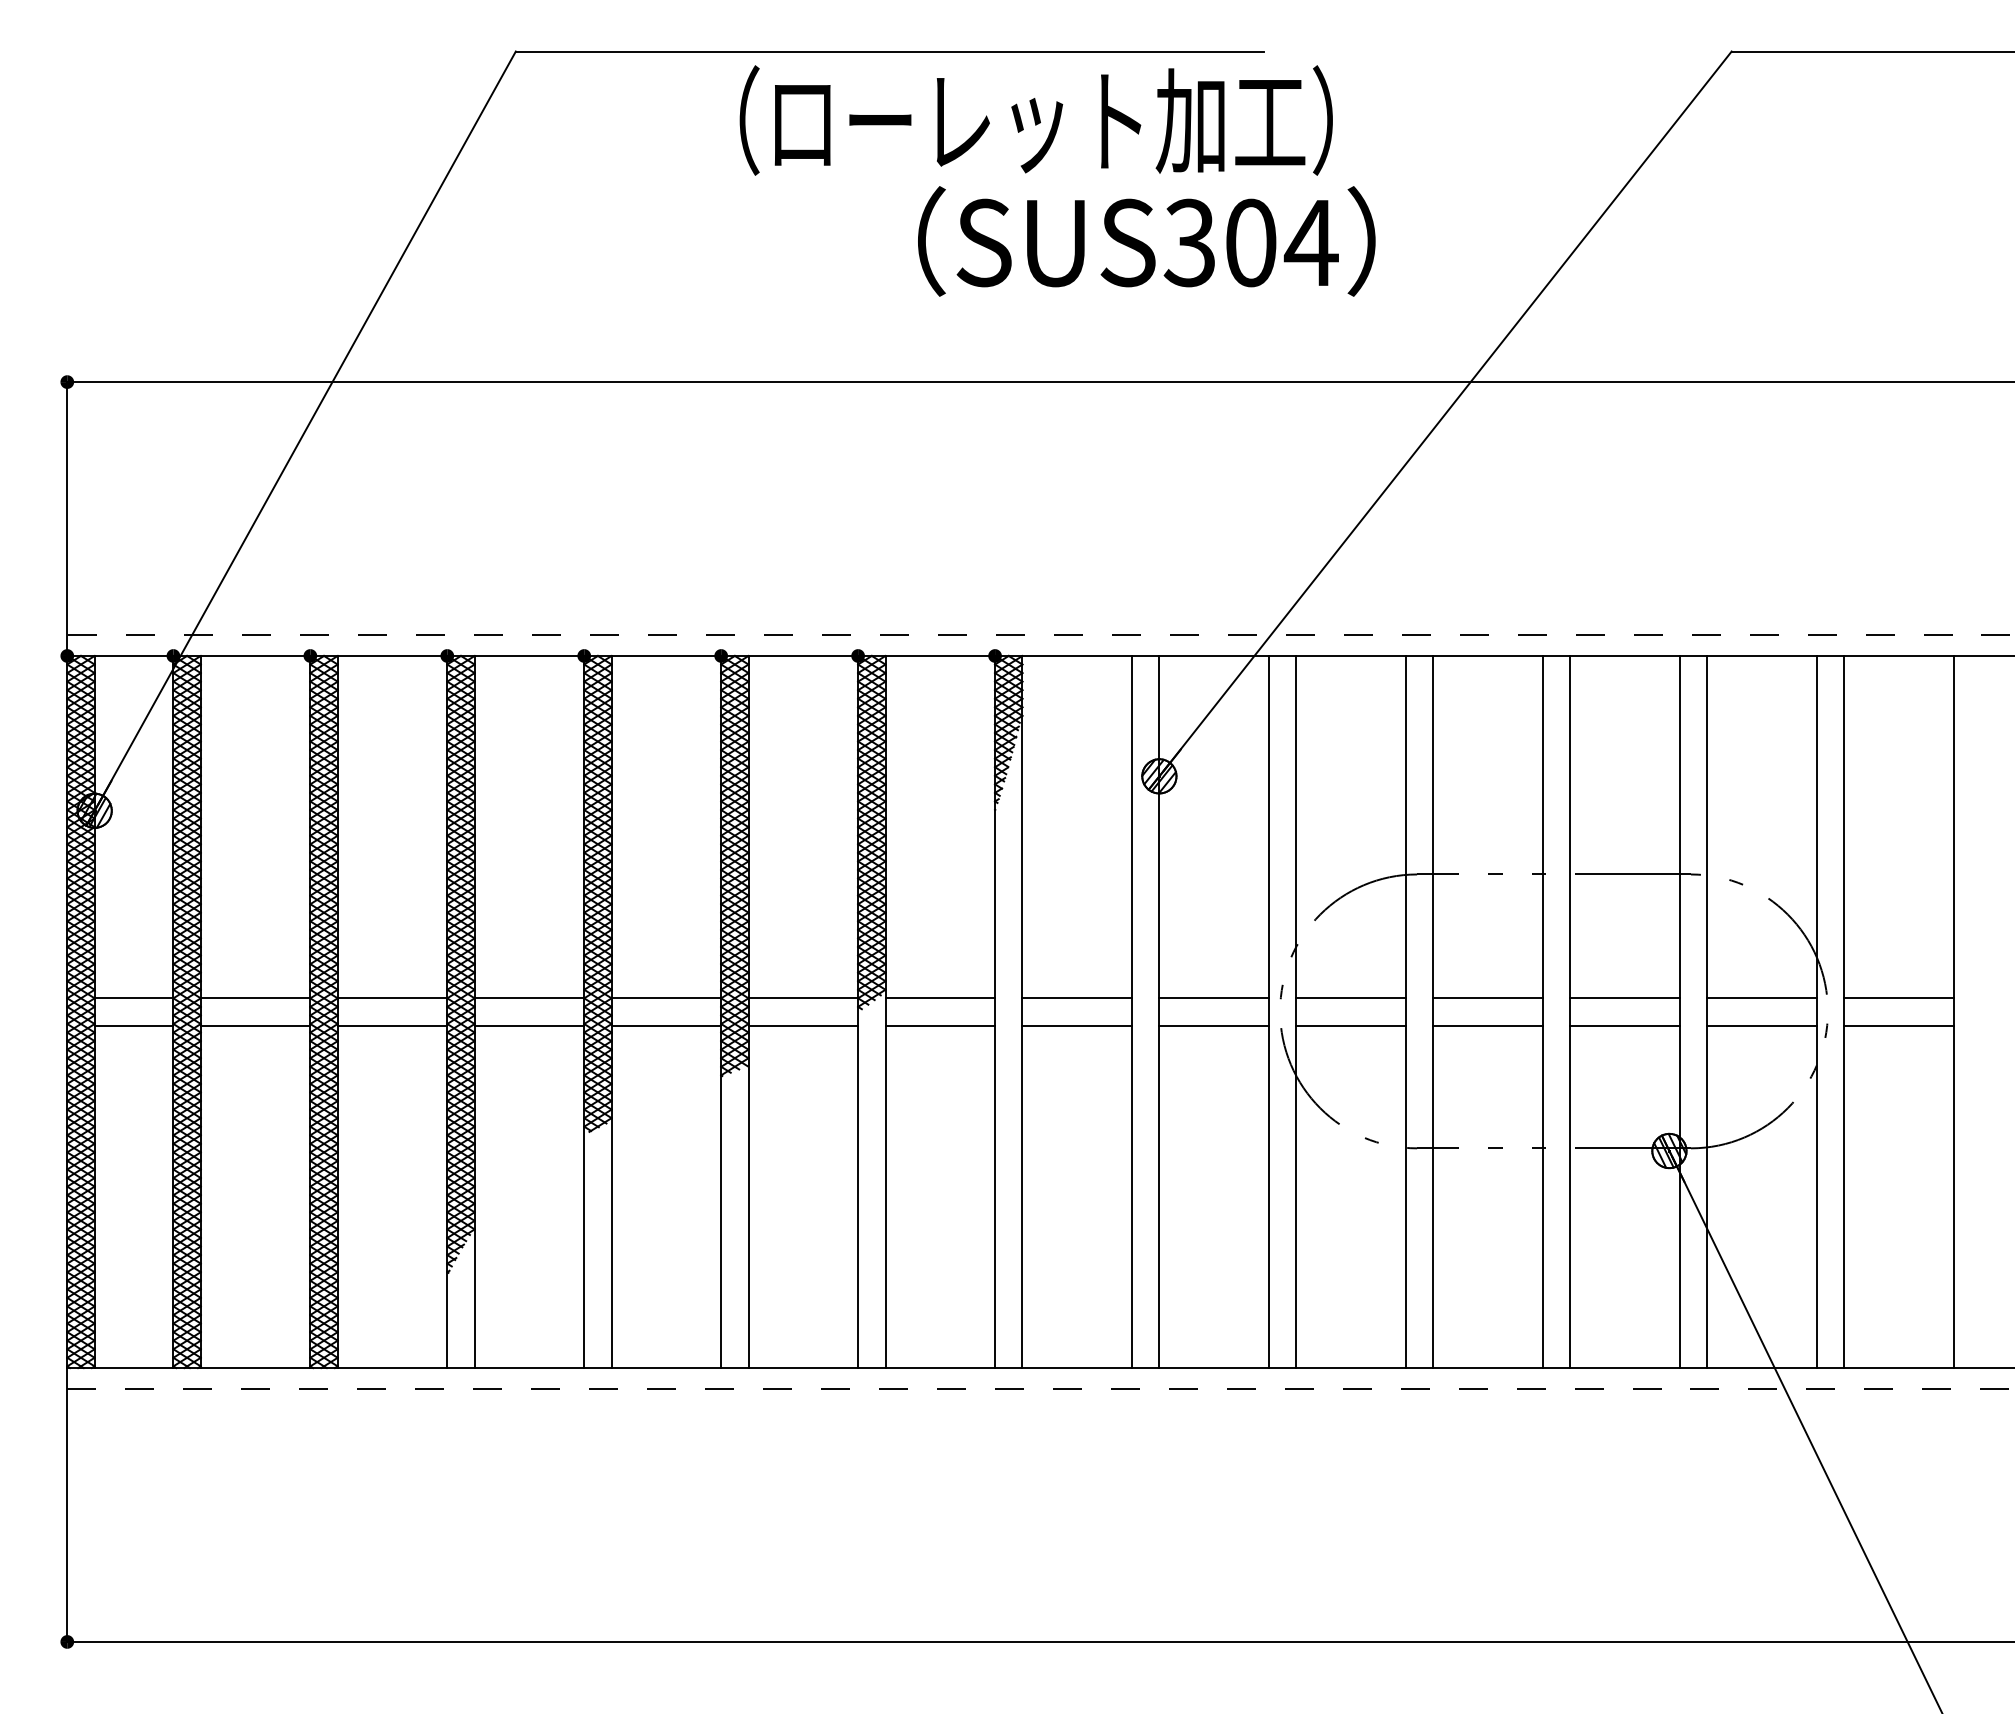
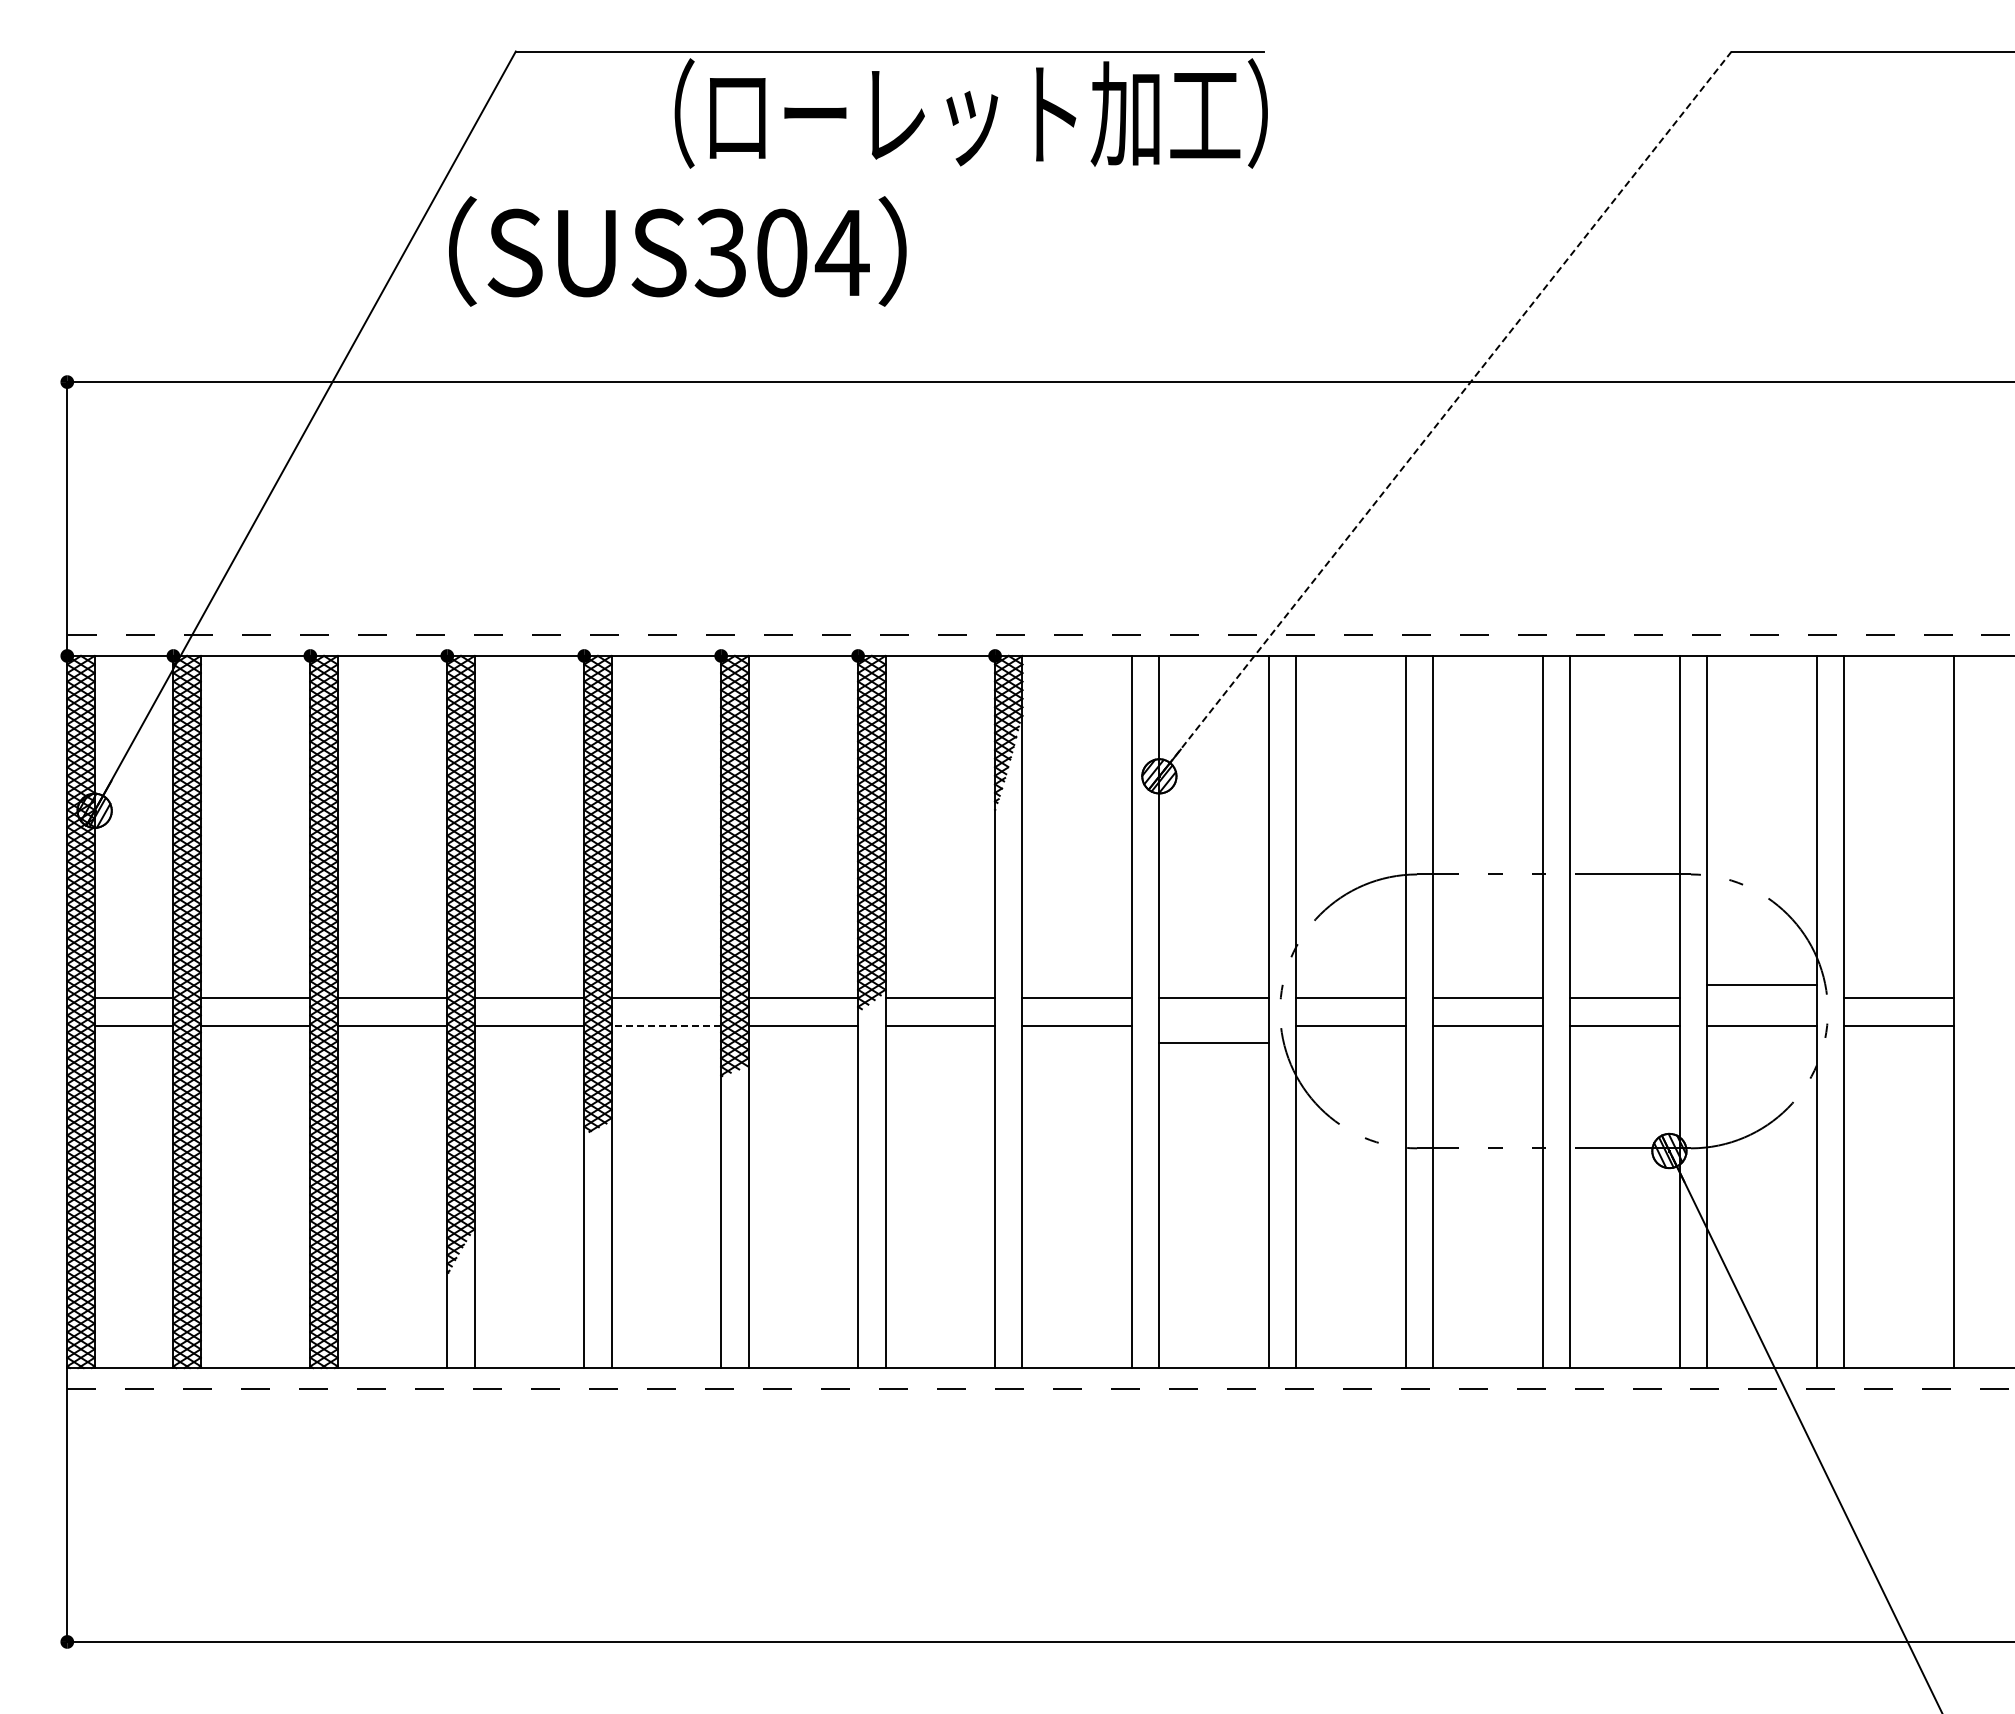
text position: (1035, 120) -> (970, 113) (970, 113)
text position: (1146, 241) -> (677, 251) (677, 251)
line: solid -> dashed (1447, 411)
line position: (1761, 998) -> (1761, 985) (1761, 985)
line: solid -> dashed (666, 1025)
line position: (1213, 1025) -> (1213, 1042) (1213, 1042)
